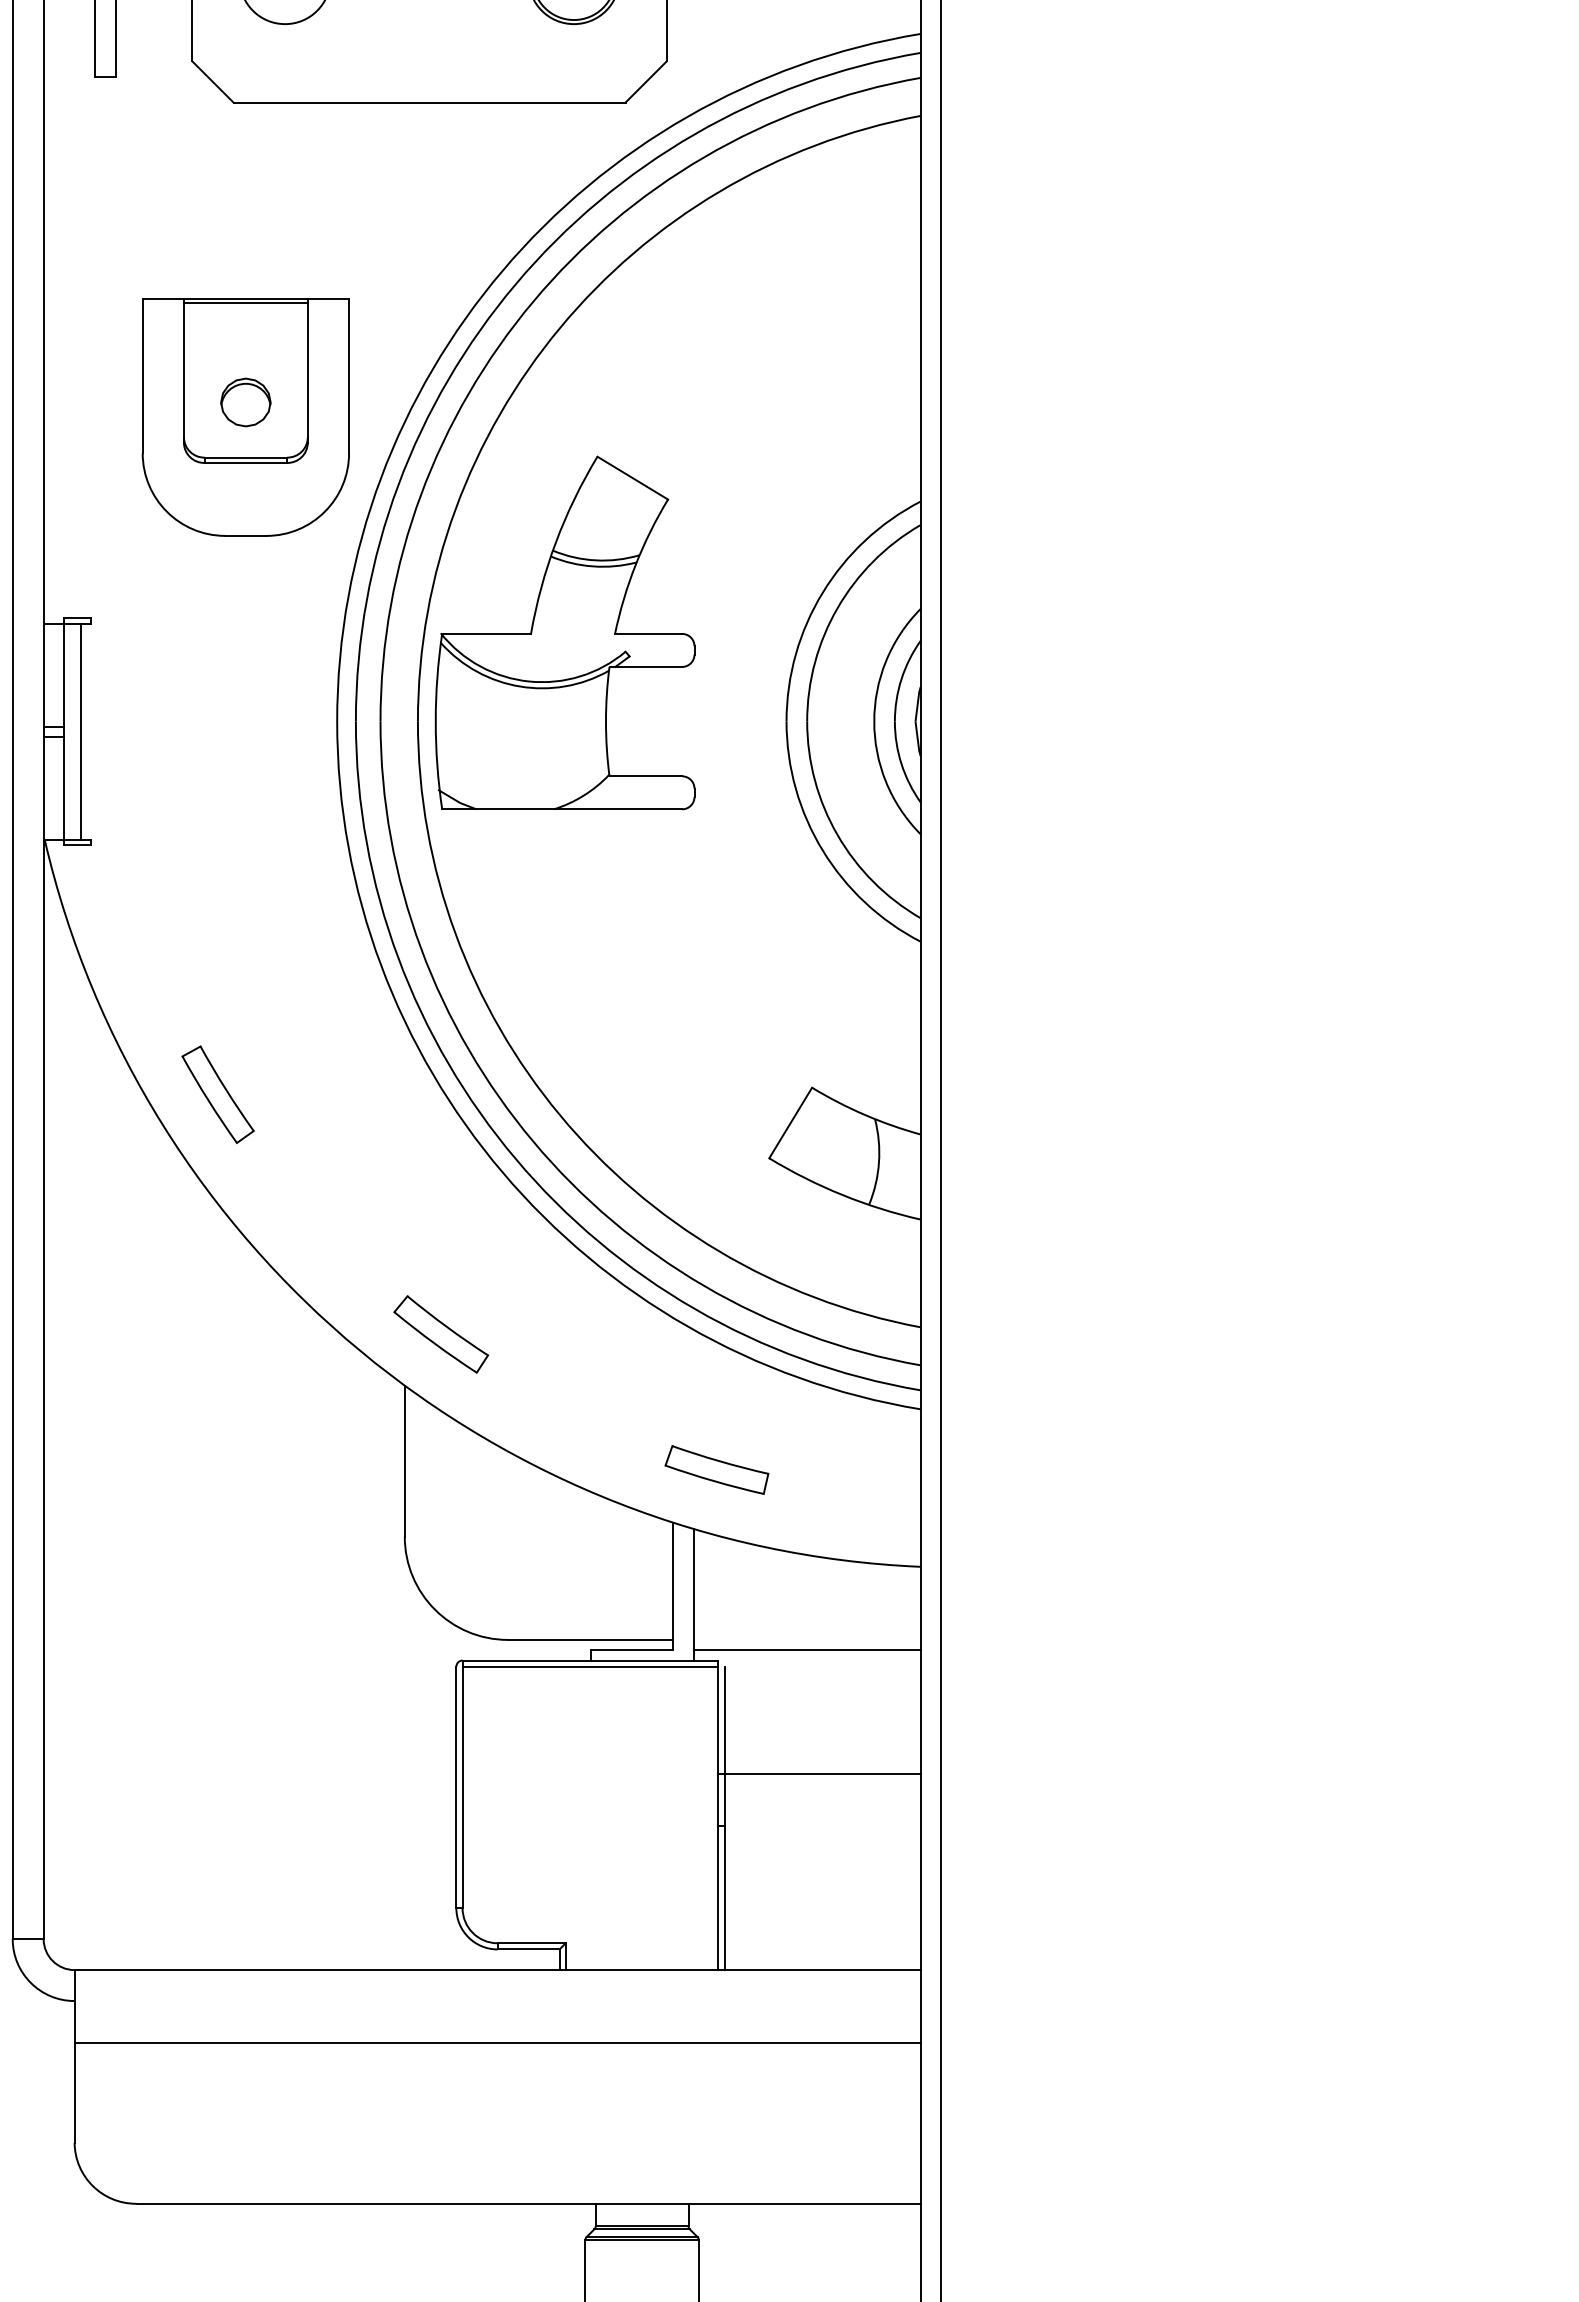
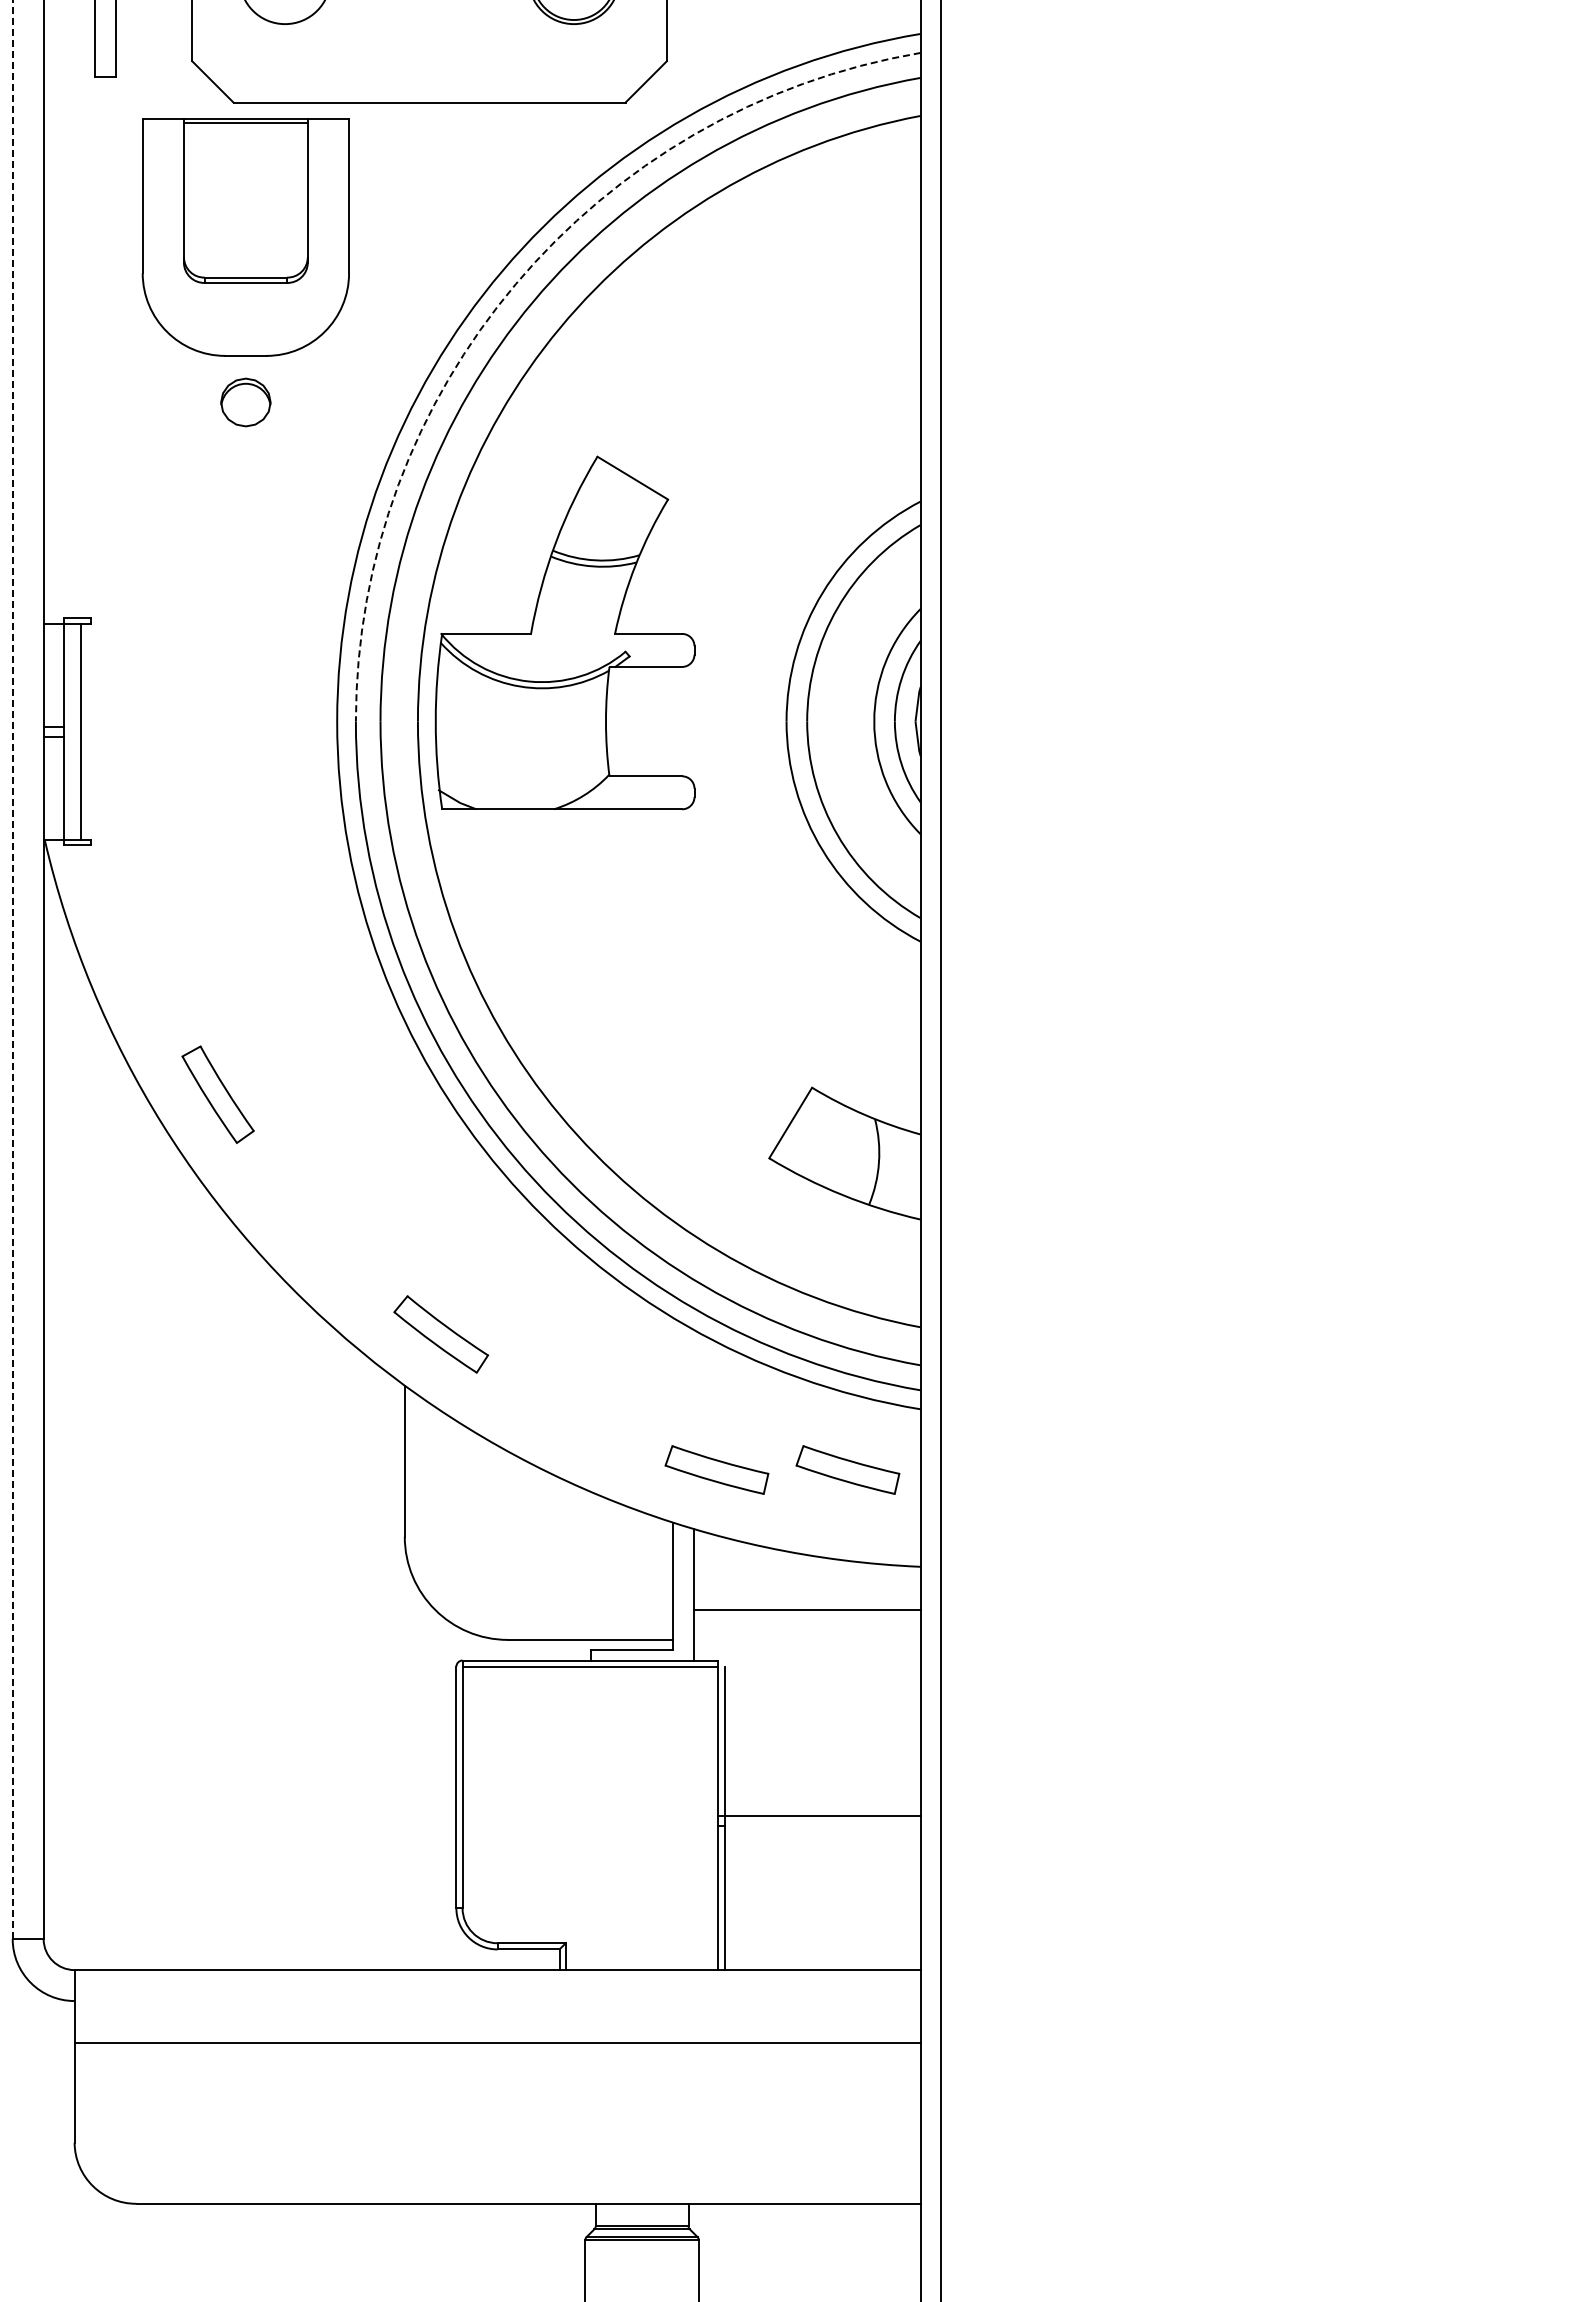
arc: solid -> dashed (515, 283)
part position: (245, 417) -> (245, 237) (245, 237)
line: solid -> dashed (12, 969)
part: none -> present (847, 1469)
line position: (806, 1650) -> (806, 1610) (806, 1610)
line position: (819, 1774) -> (819, 1816) (819, 1816)
